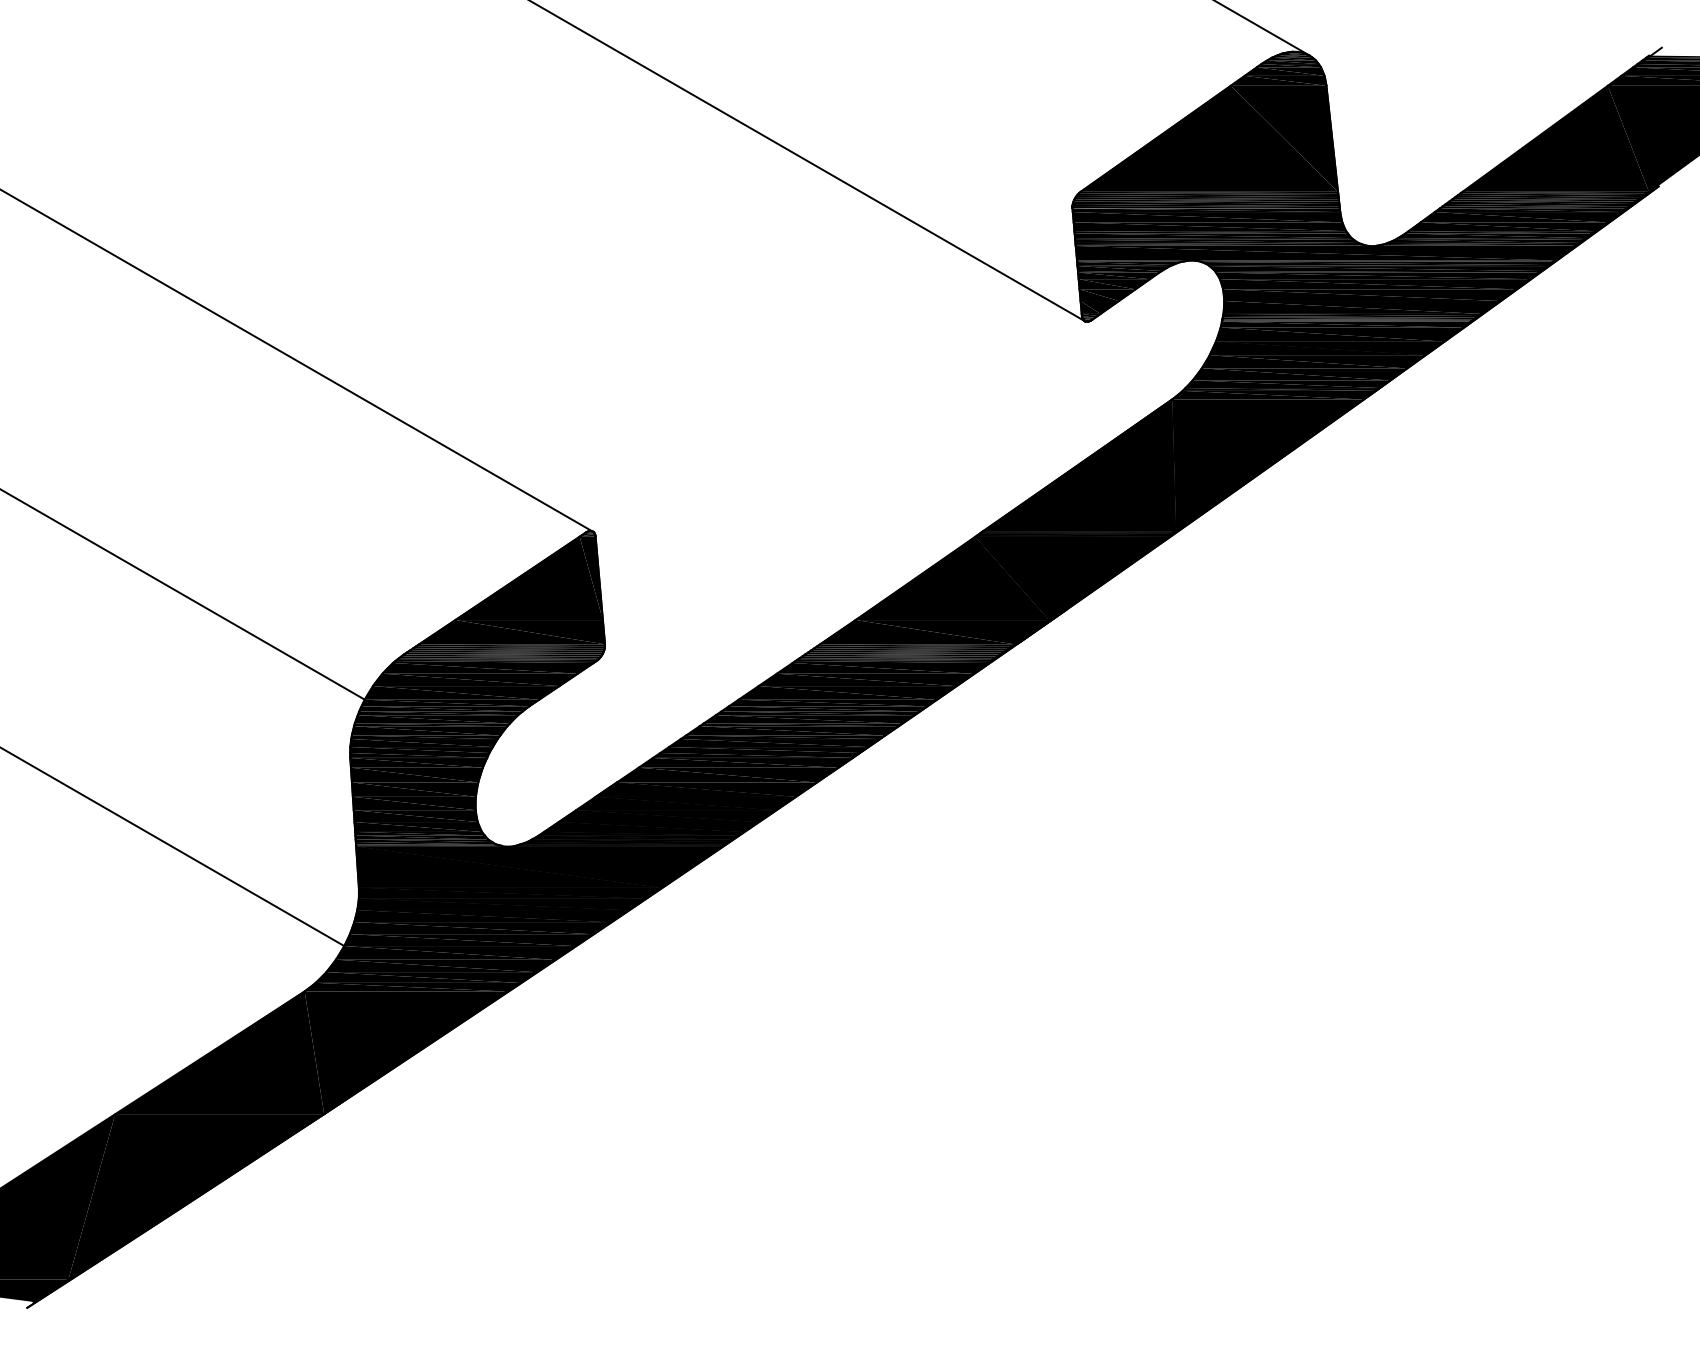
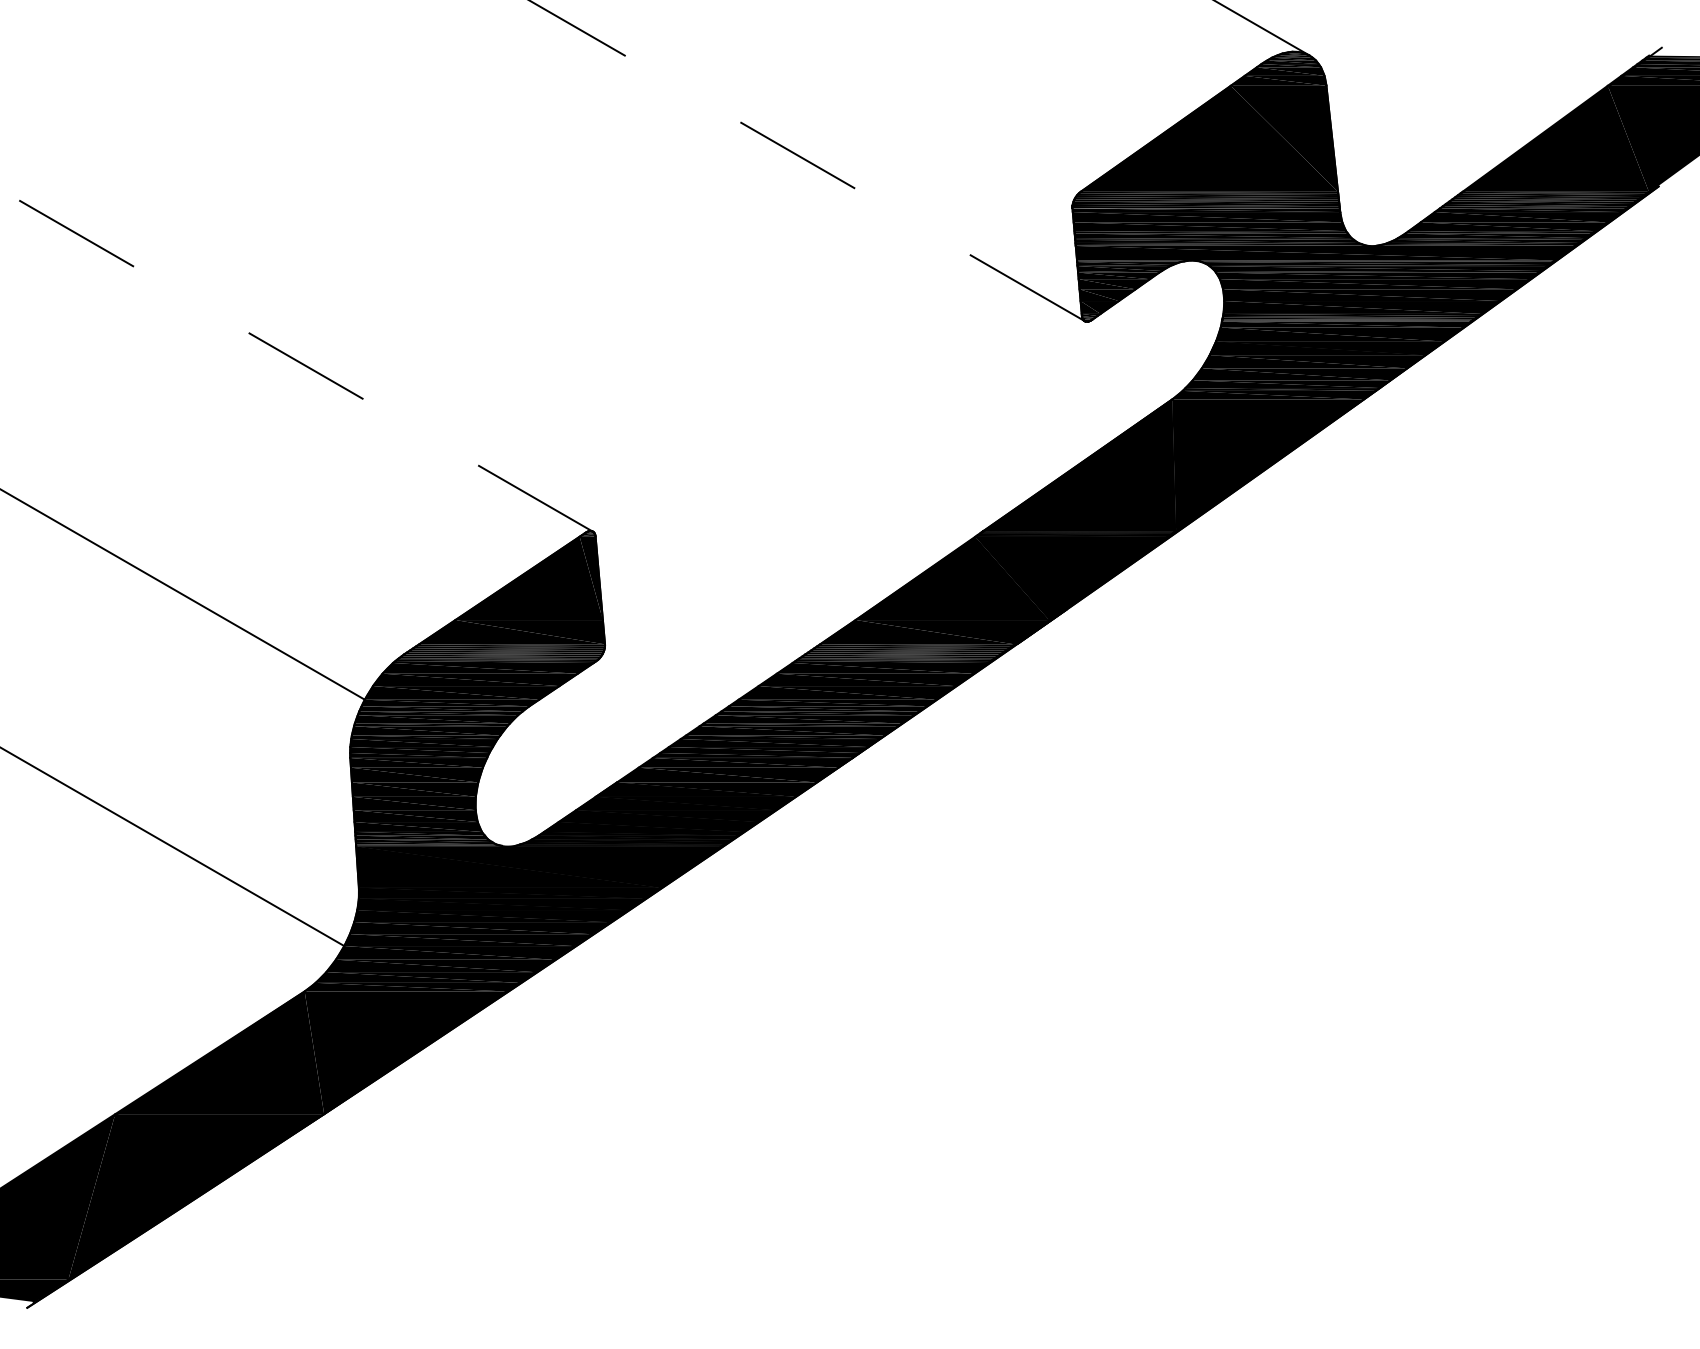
line: solid -> dashed (806, 160)
line: solid -> dashed (296, 360)
